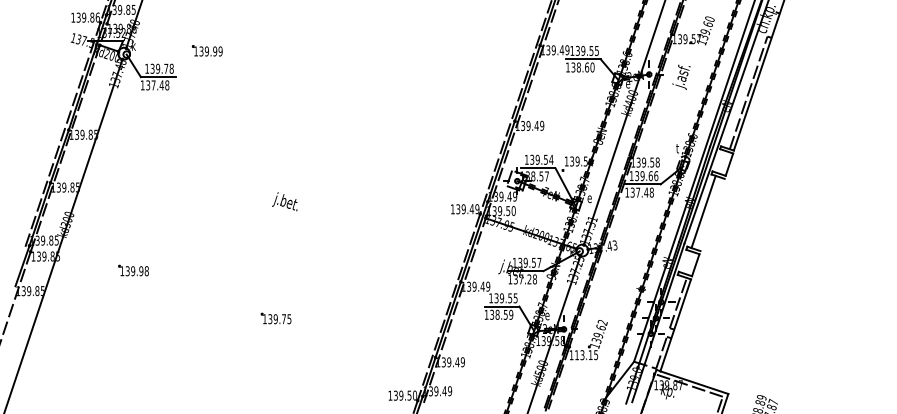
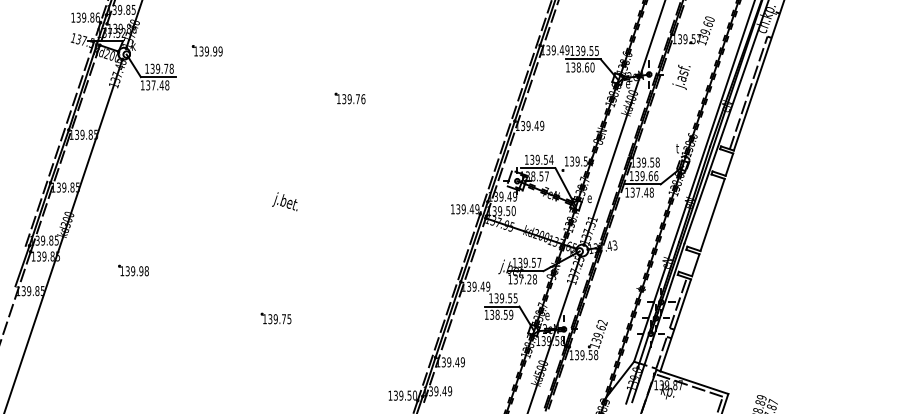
part: none -> present (349, 98)
line position: (703, 211) -> (712, 214) (712, 214)
text: 113.15 -> 139.58 (586, 355)
